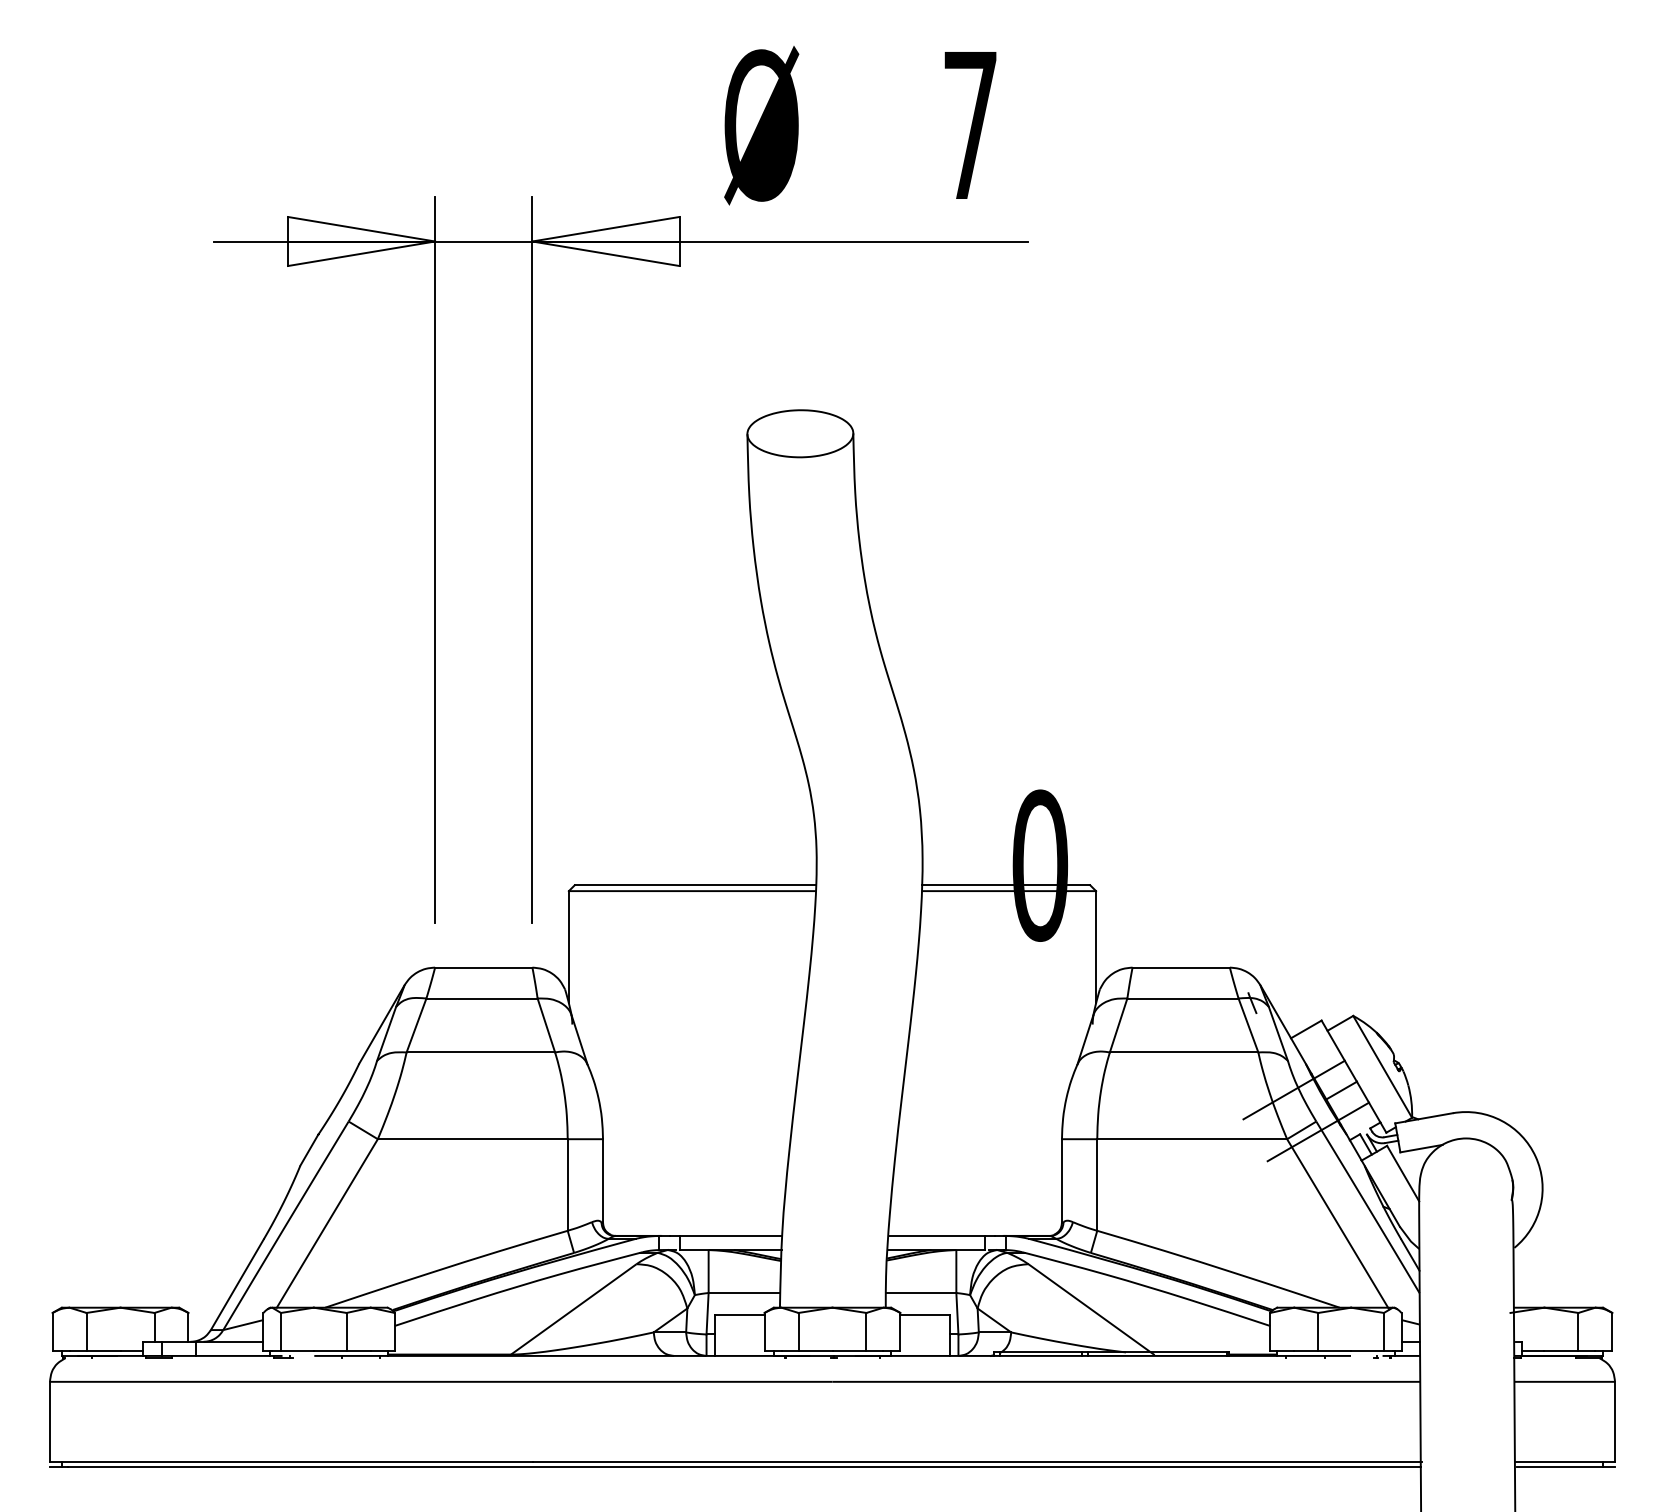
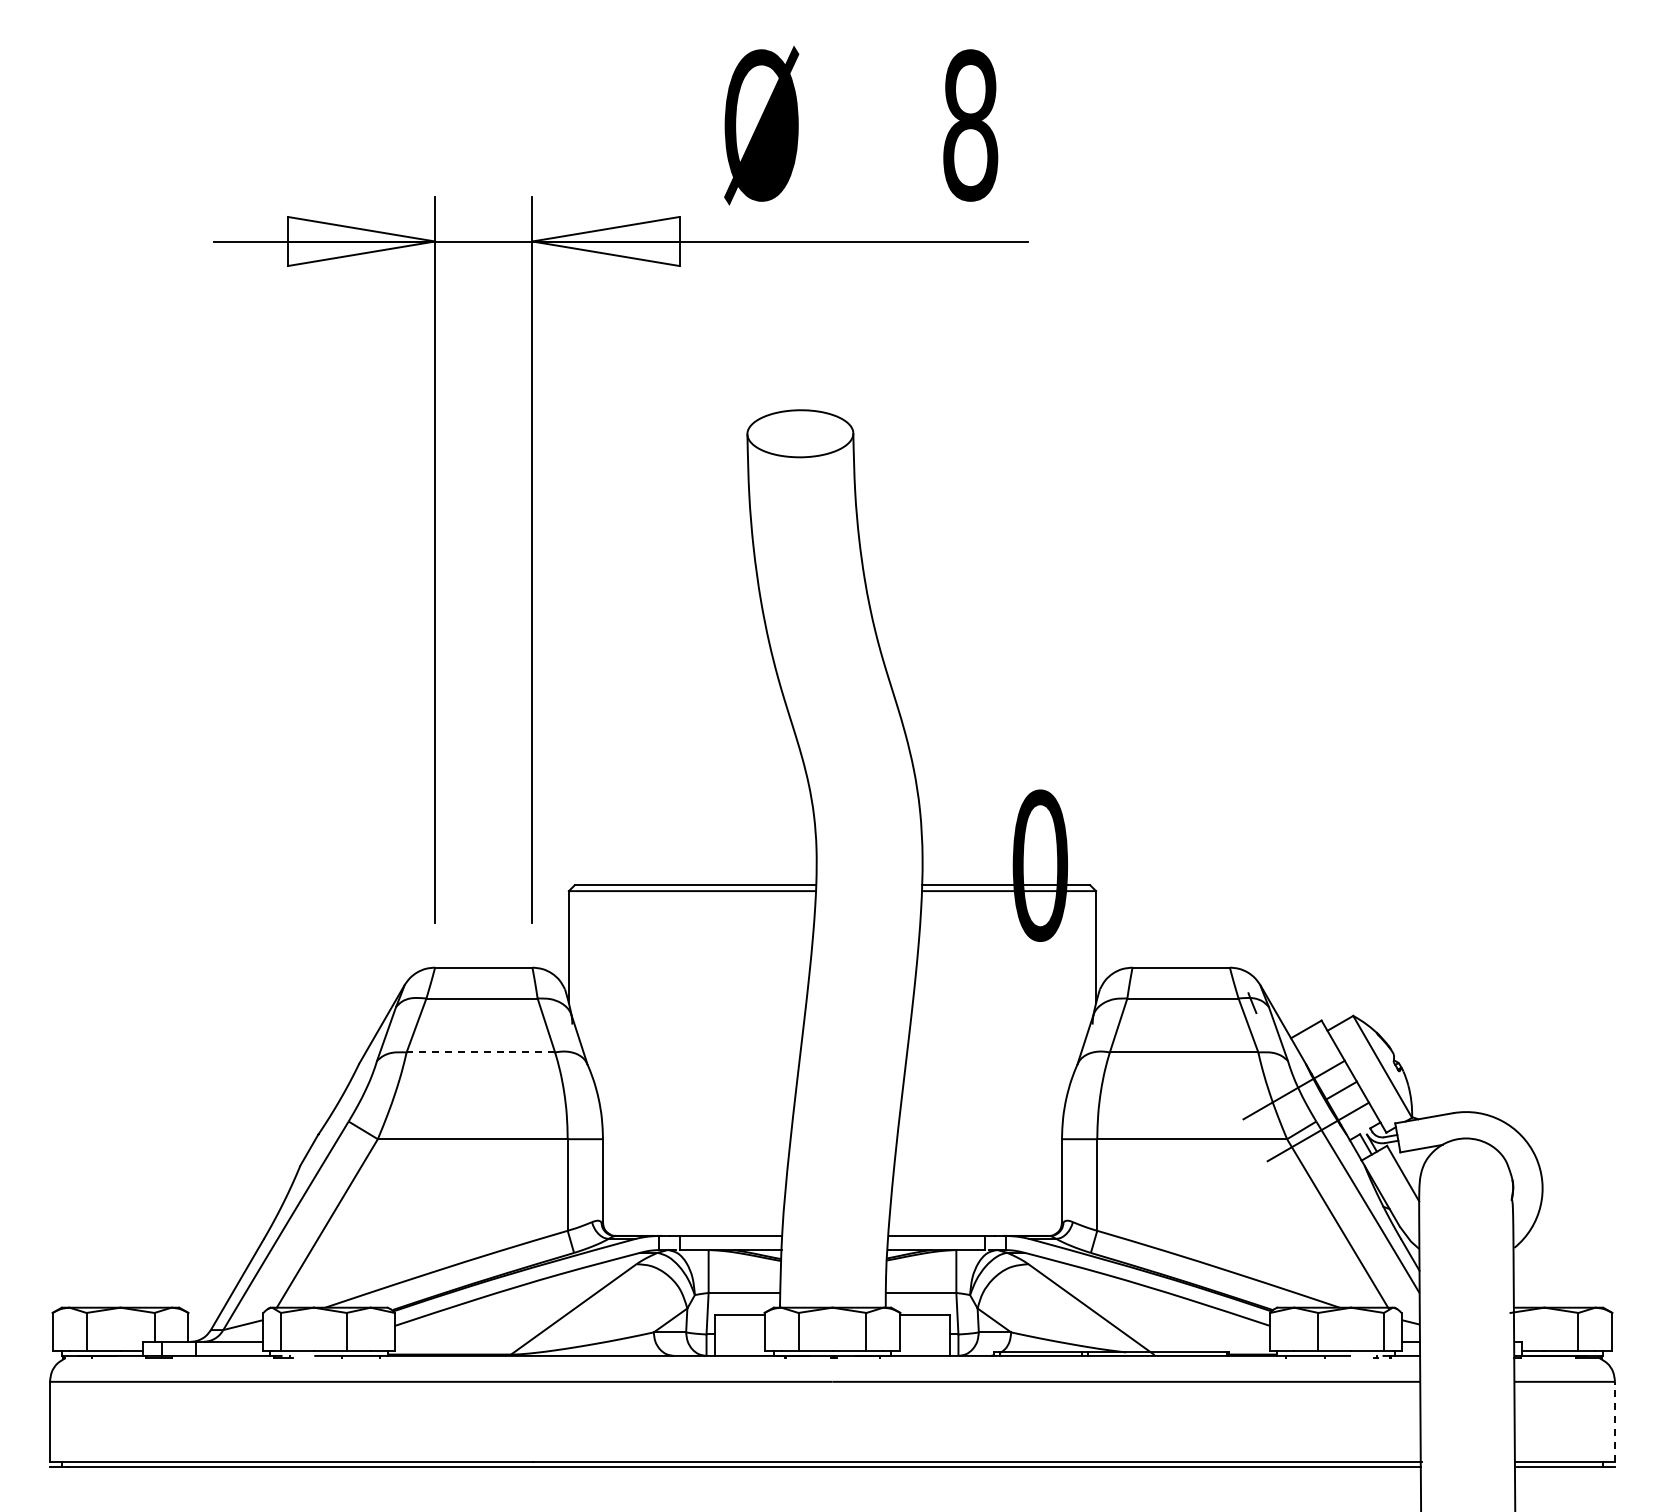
text: 7 -> 8 (970, 125)
line: solid -> dashed (480, 1052)
line: solid -> dashed (1615, 1421)
